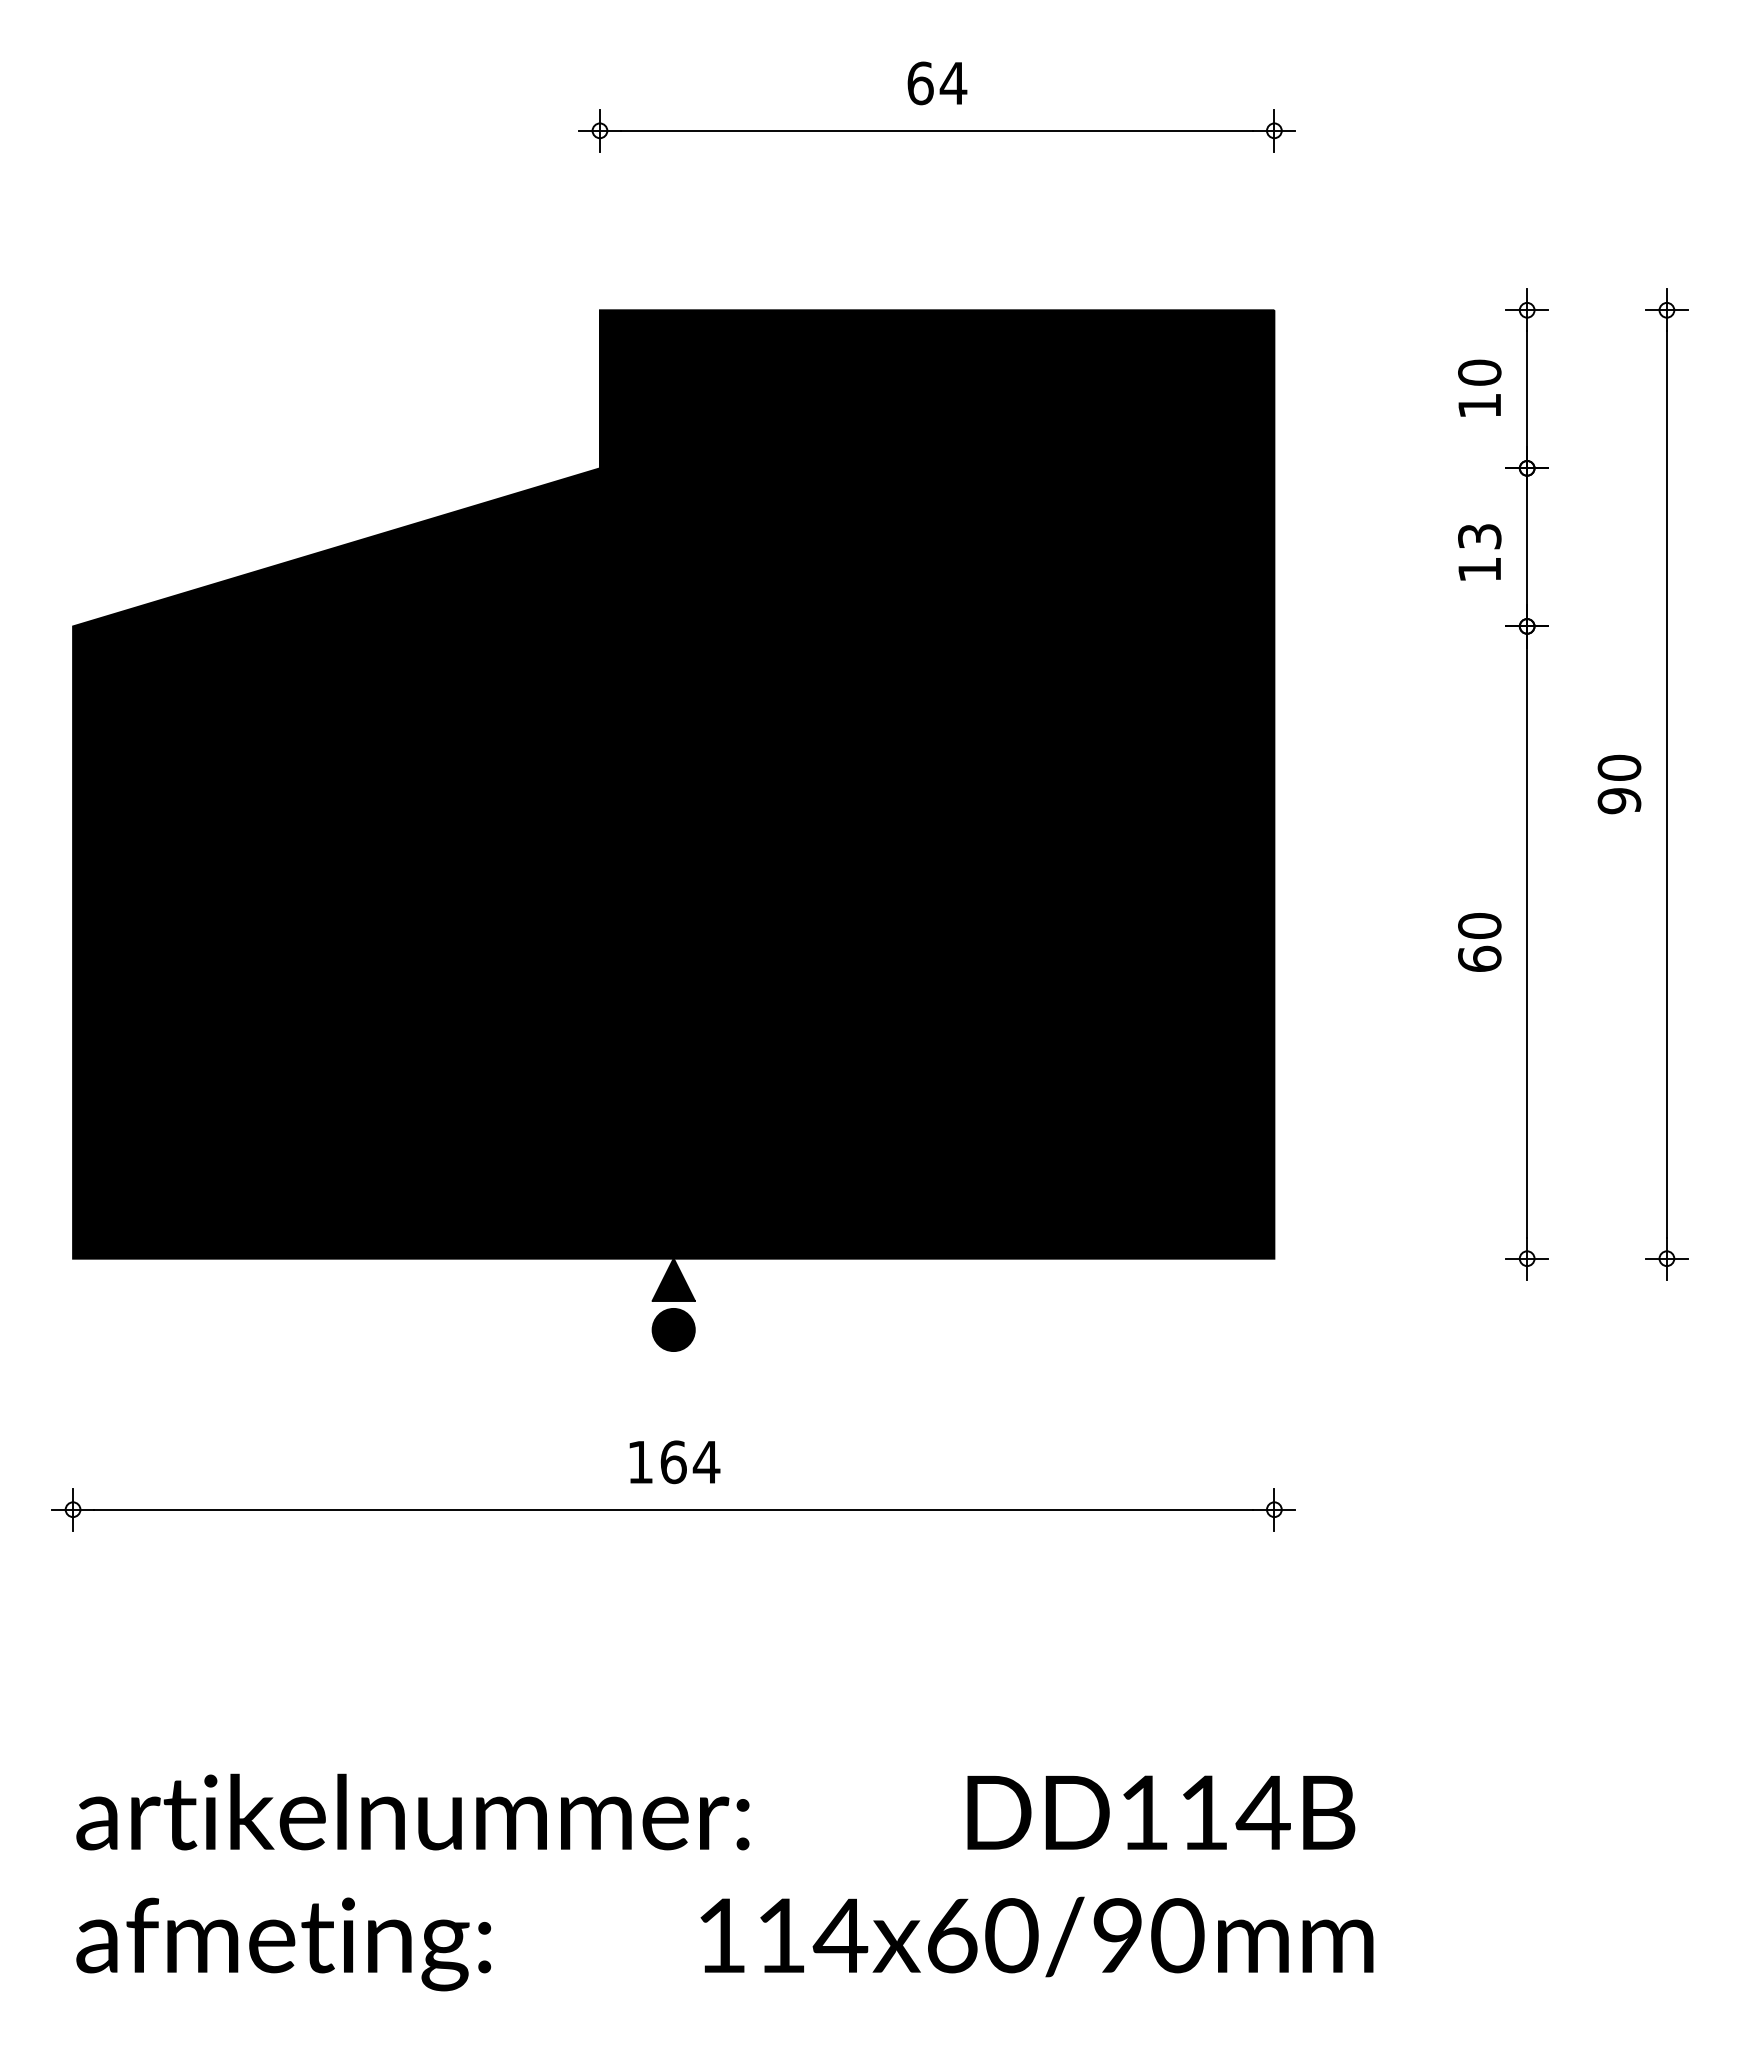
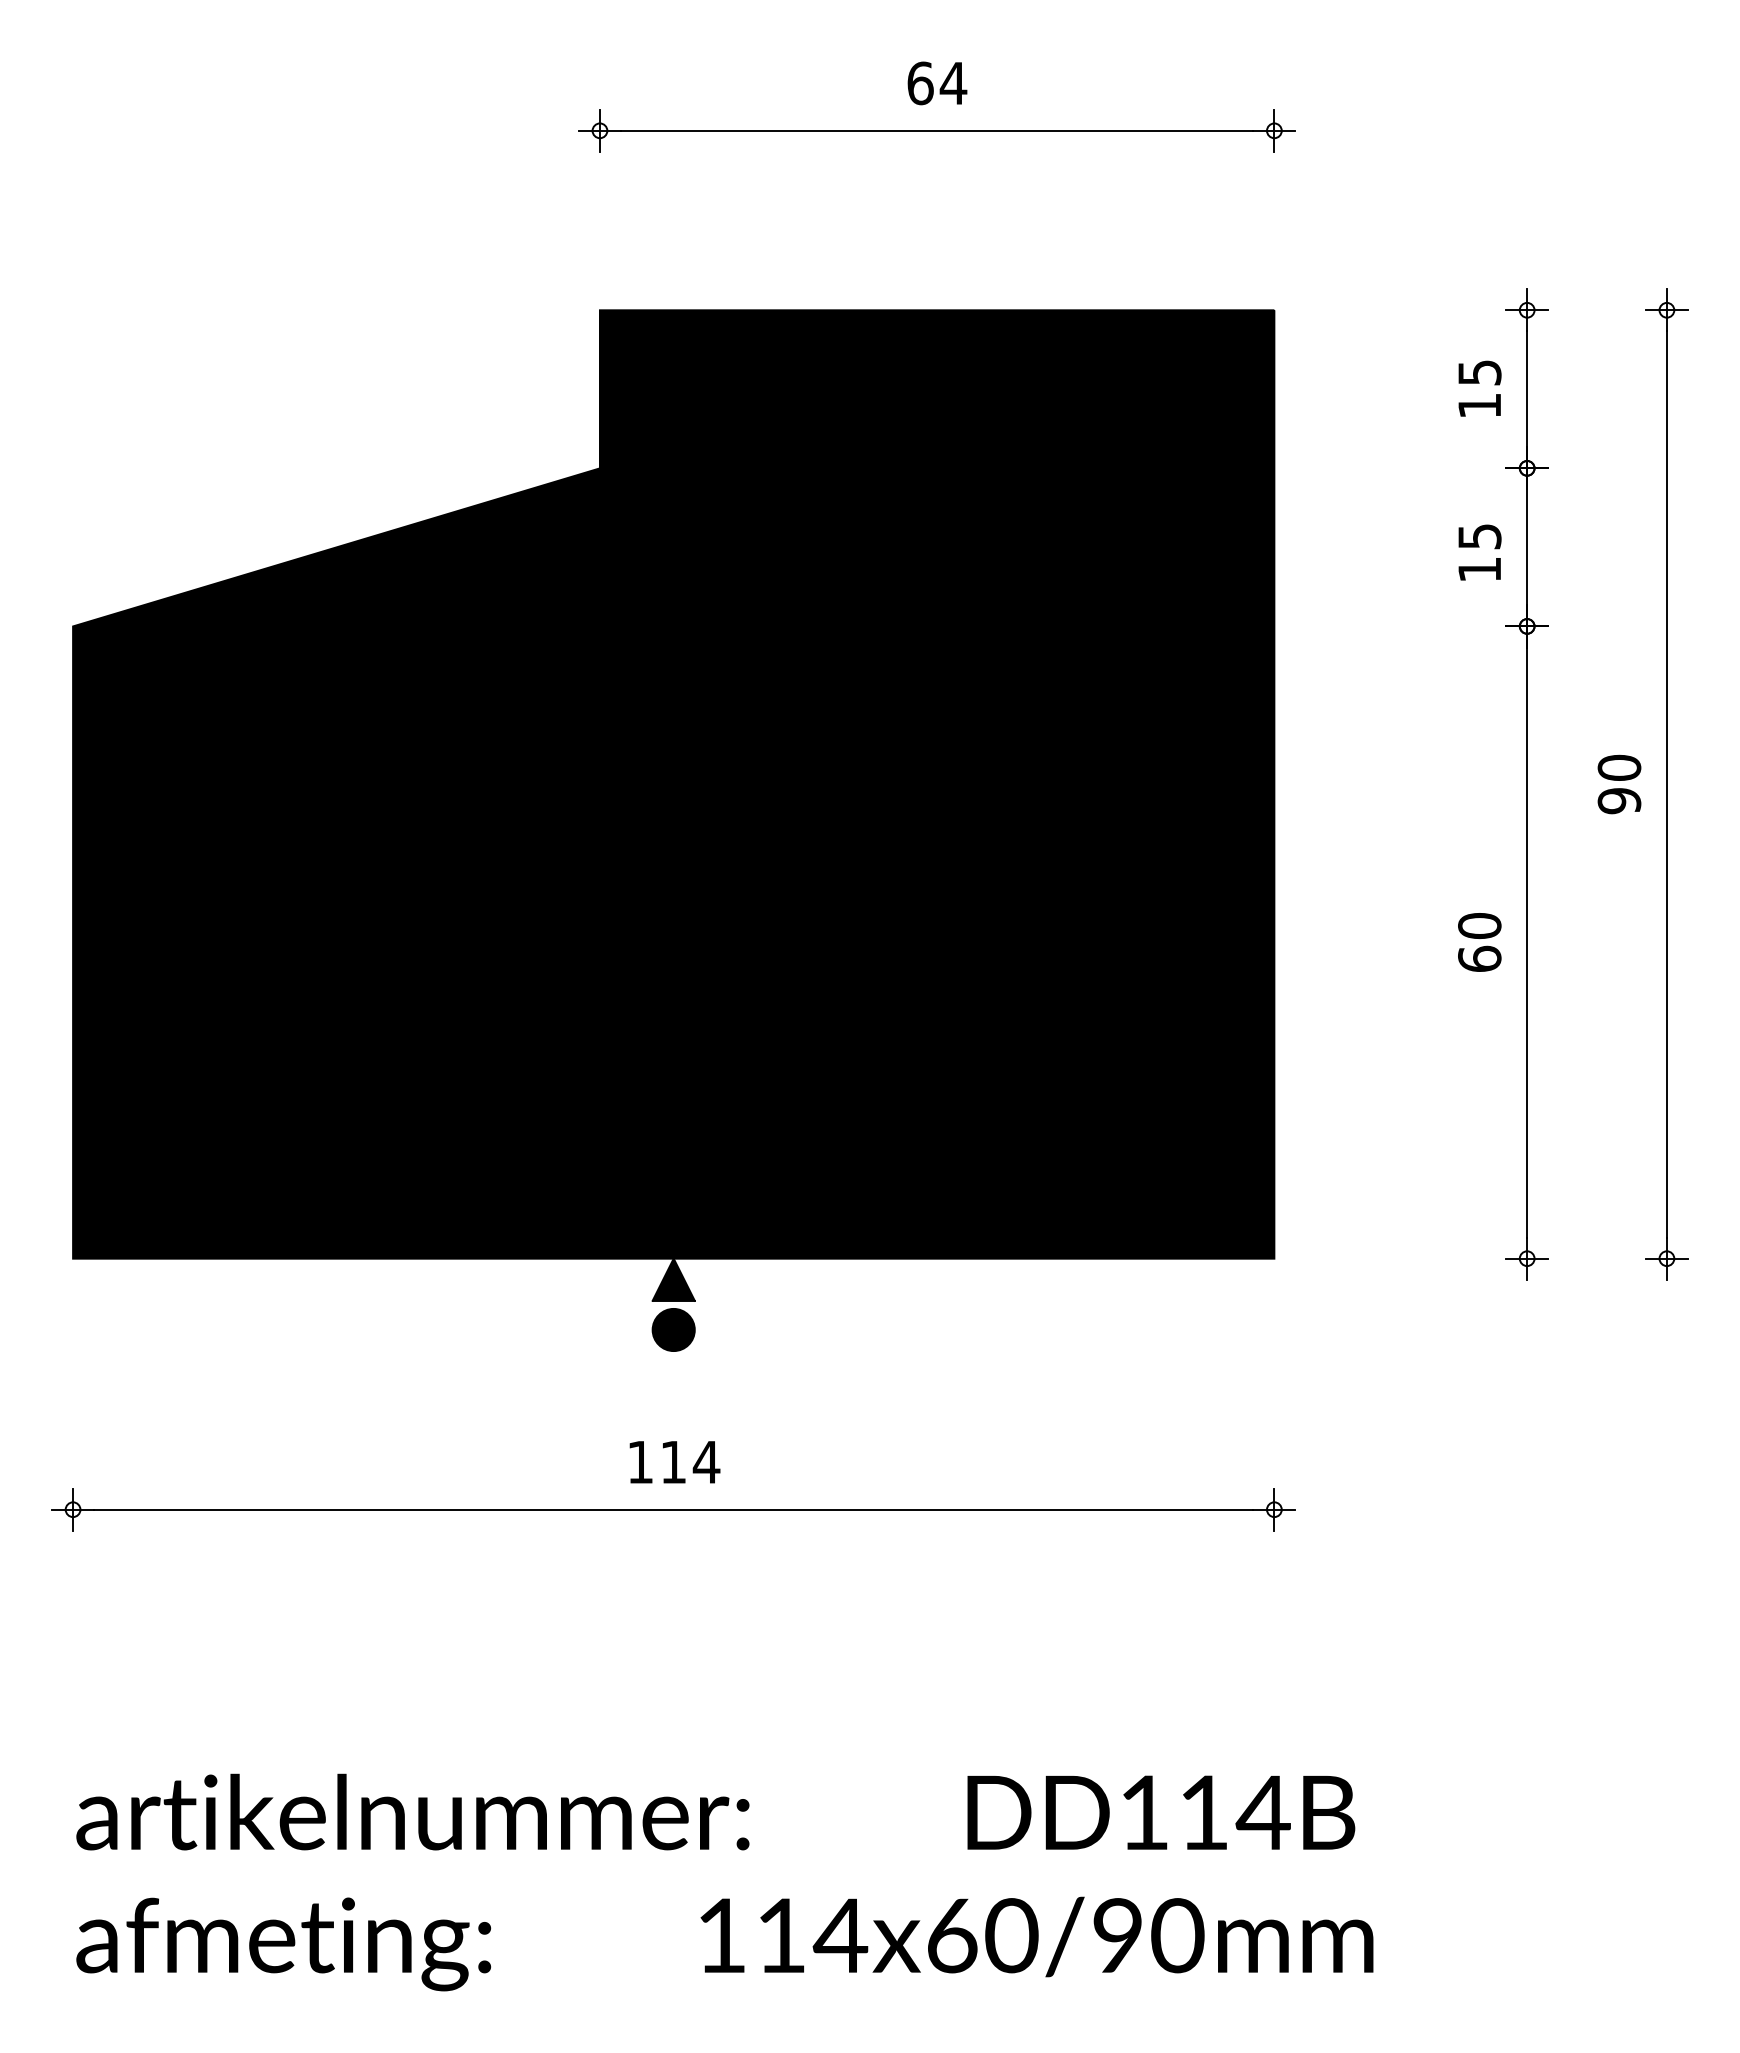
text: 10 -> 15 (1479, 372)
text: 13 -> 15 (1479, 536)
text: 164 -> 114 (673, 1462)
